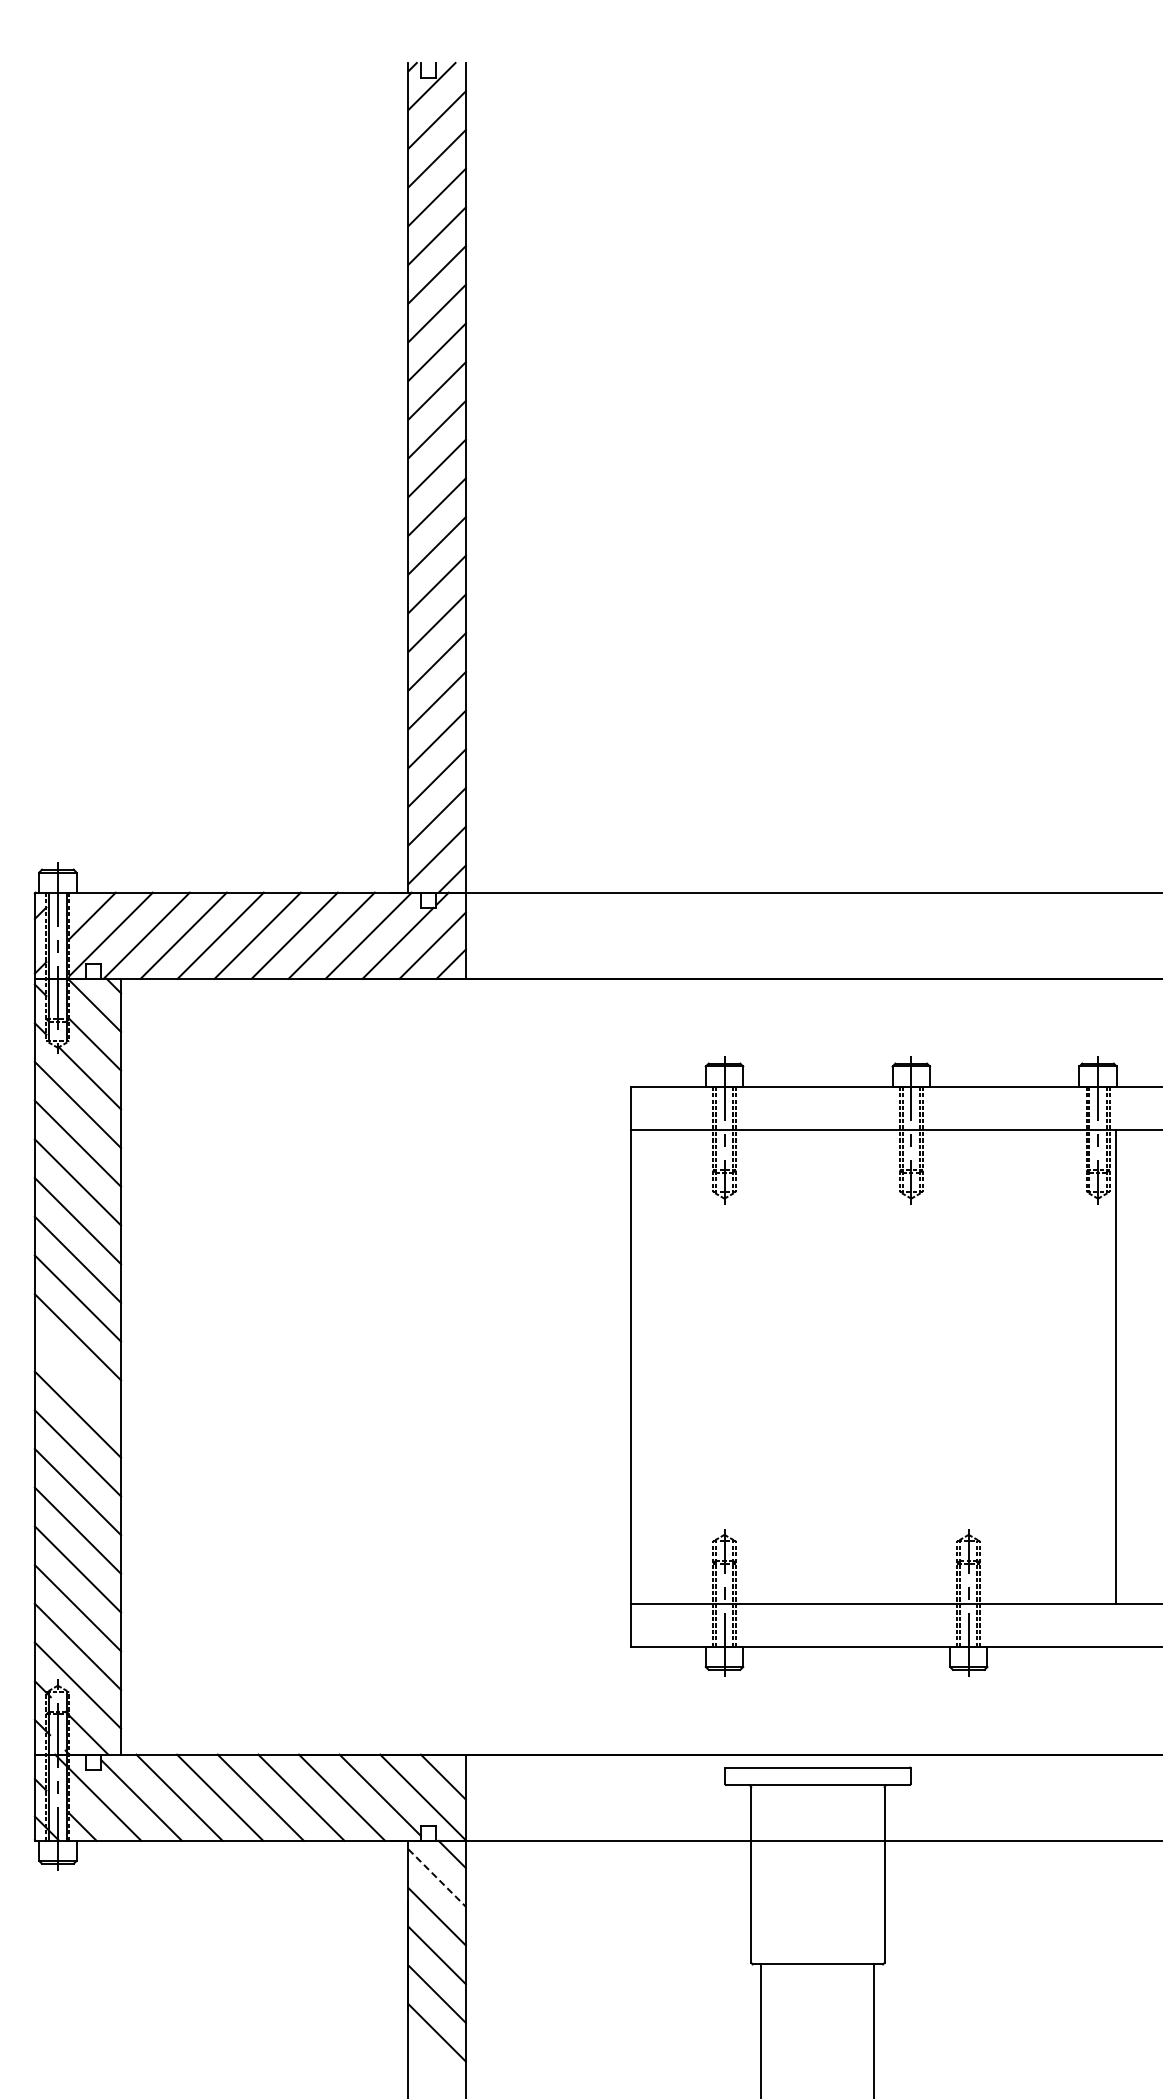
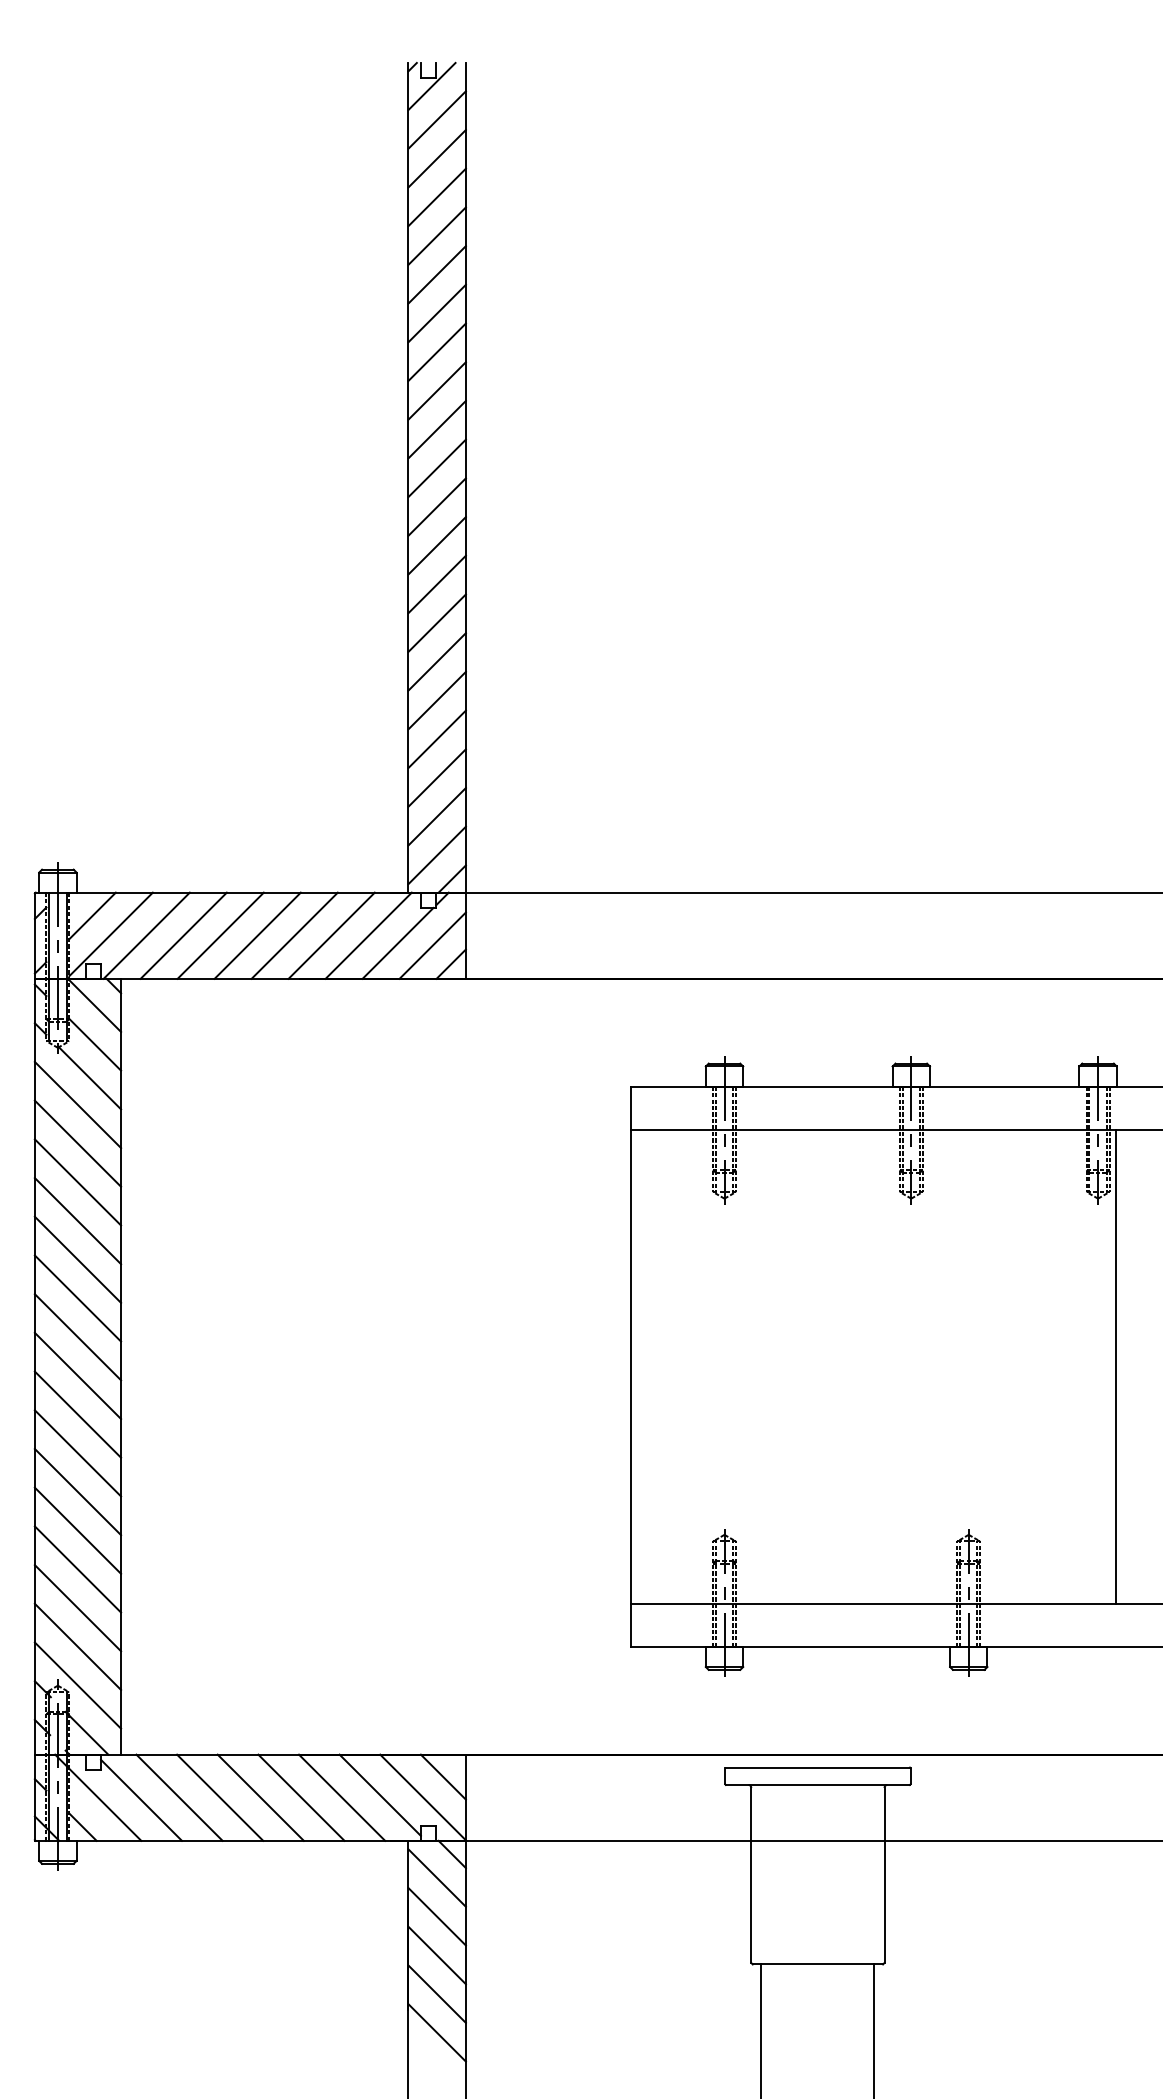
line: none -> present (77, 1375)
line: dashed -> solid (437, 1878)
